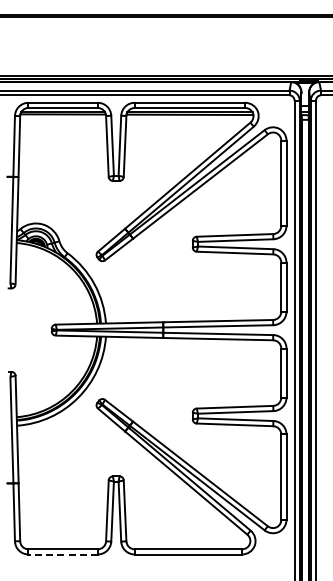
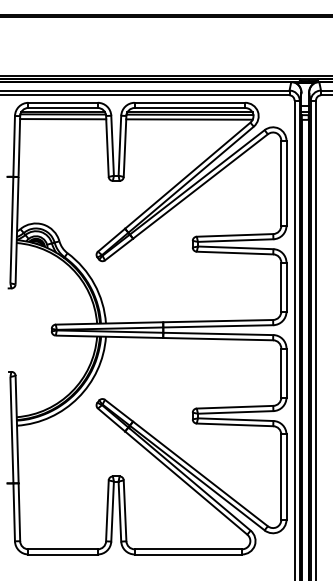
line: none -> present (63, 119)
line: none -> present (189, 119)
line: dashed -> solid (63, 554)
